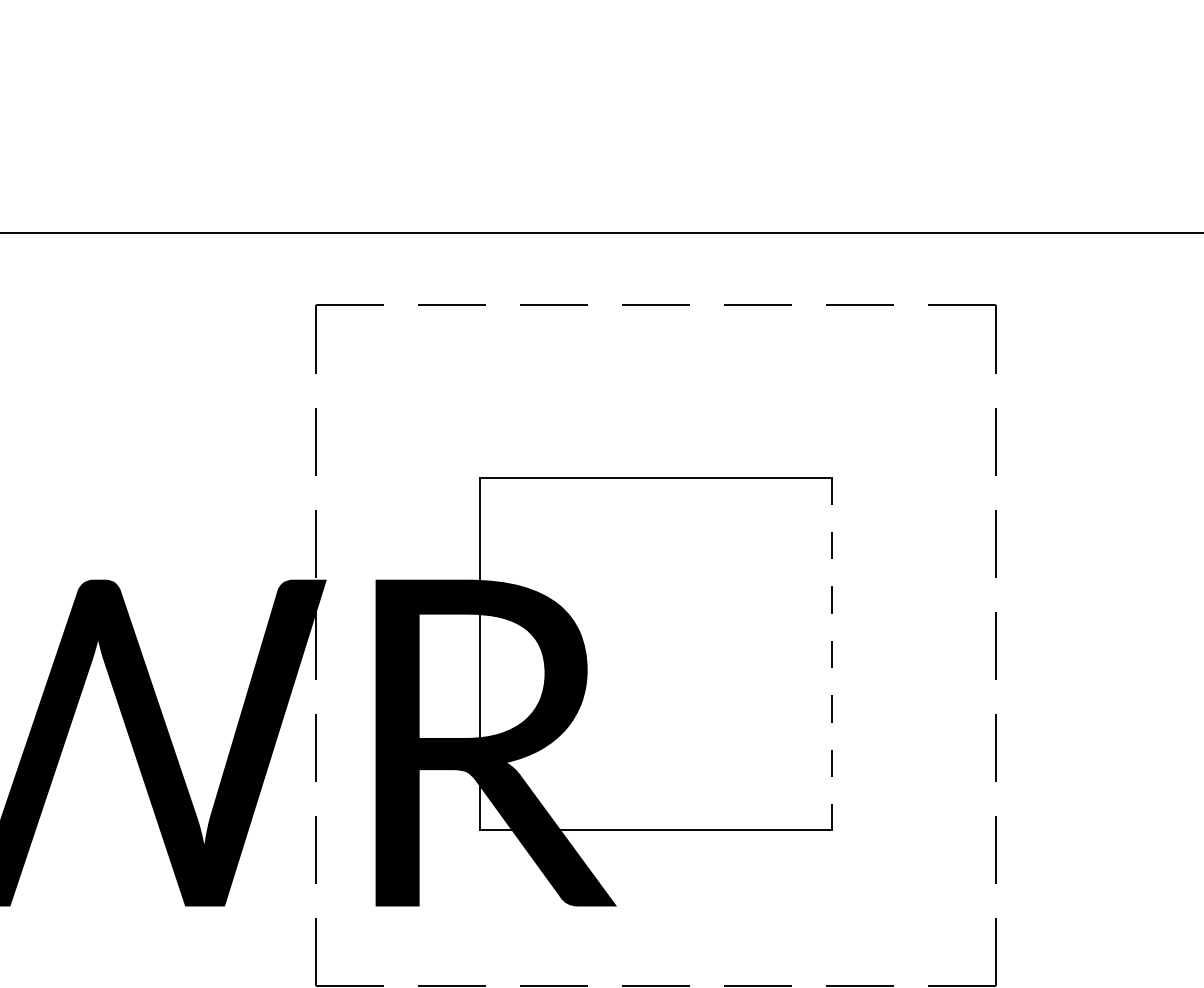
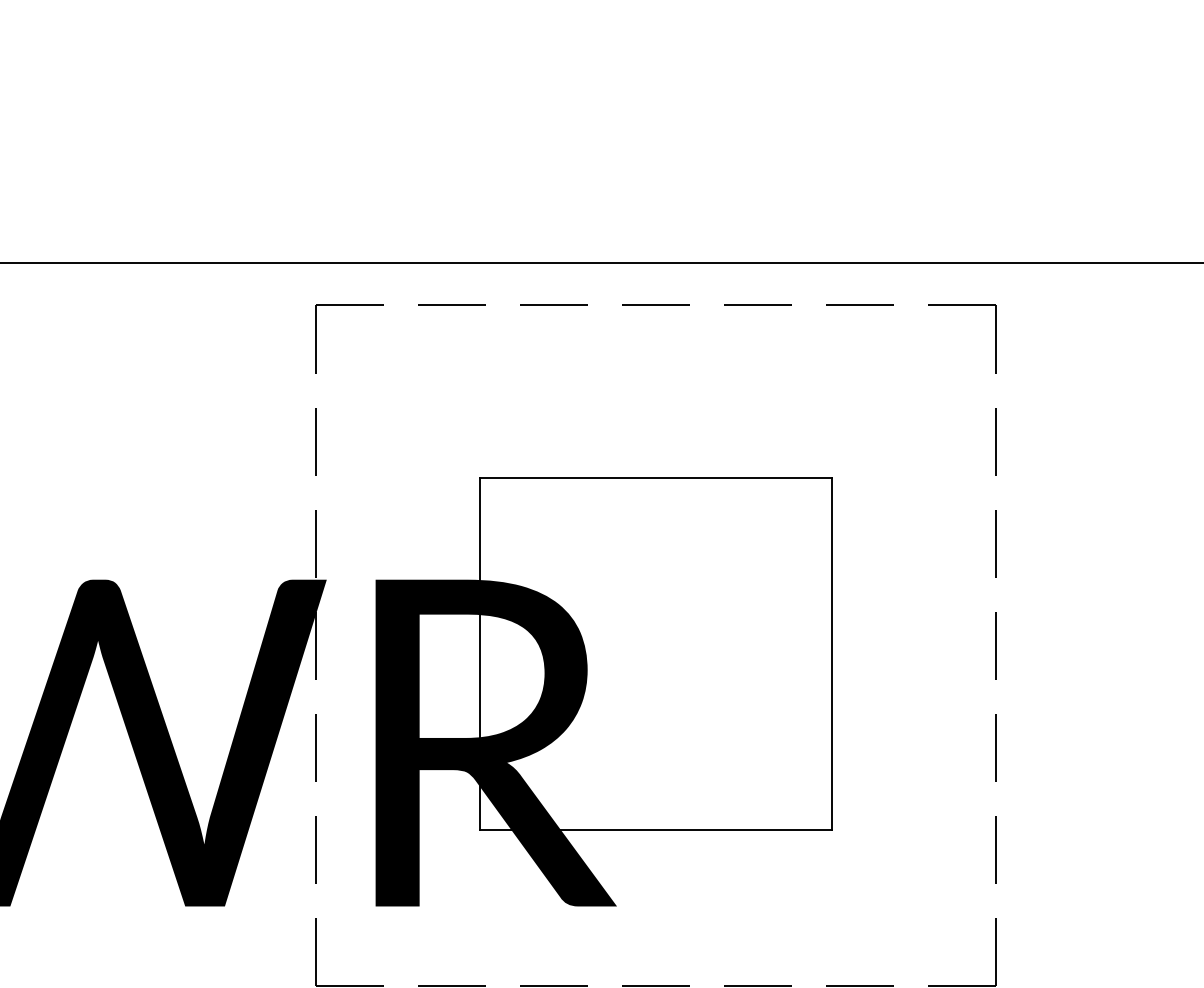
line position: (601, 233) -> (601, 263) (601, 263)
line: dashed -> solid (832, 654)
